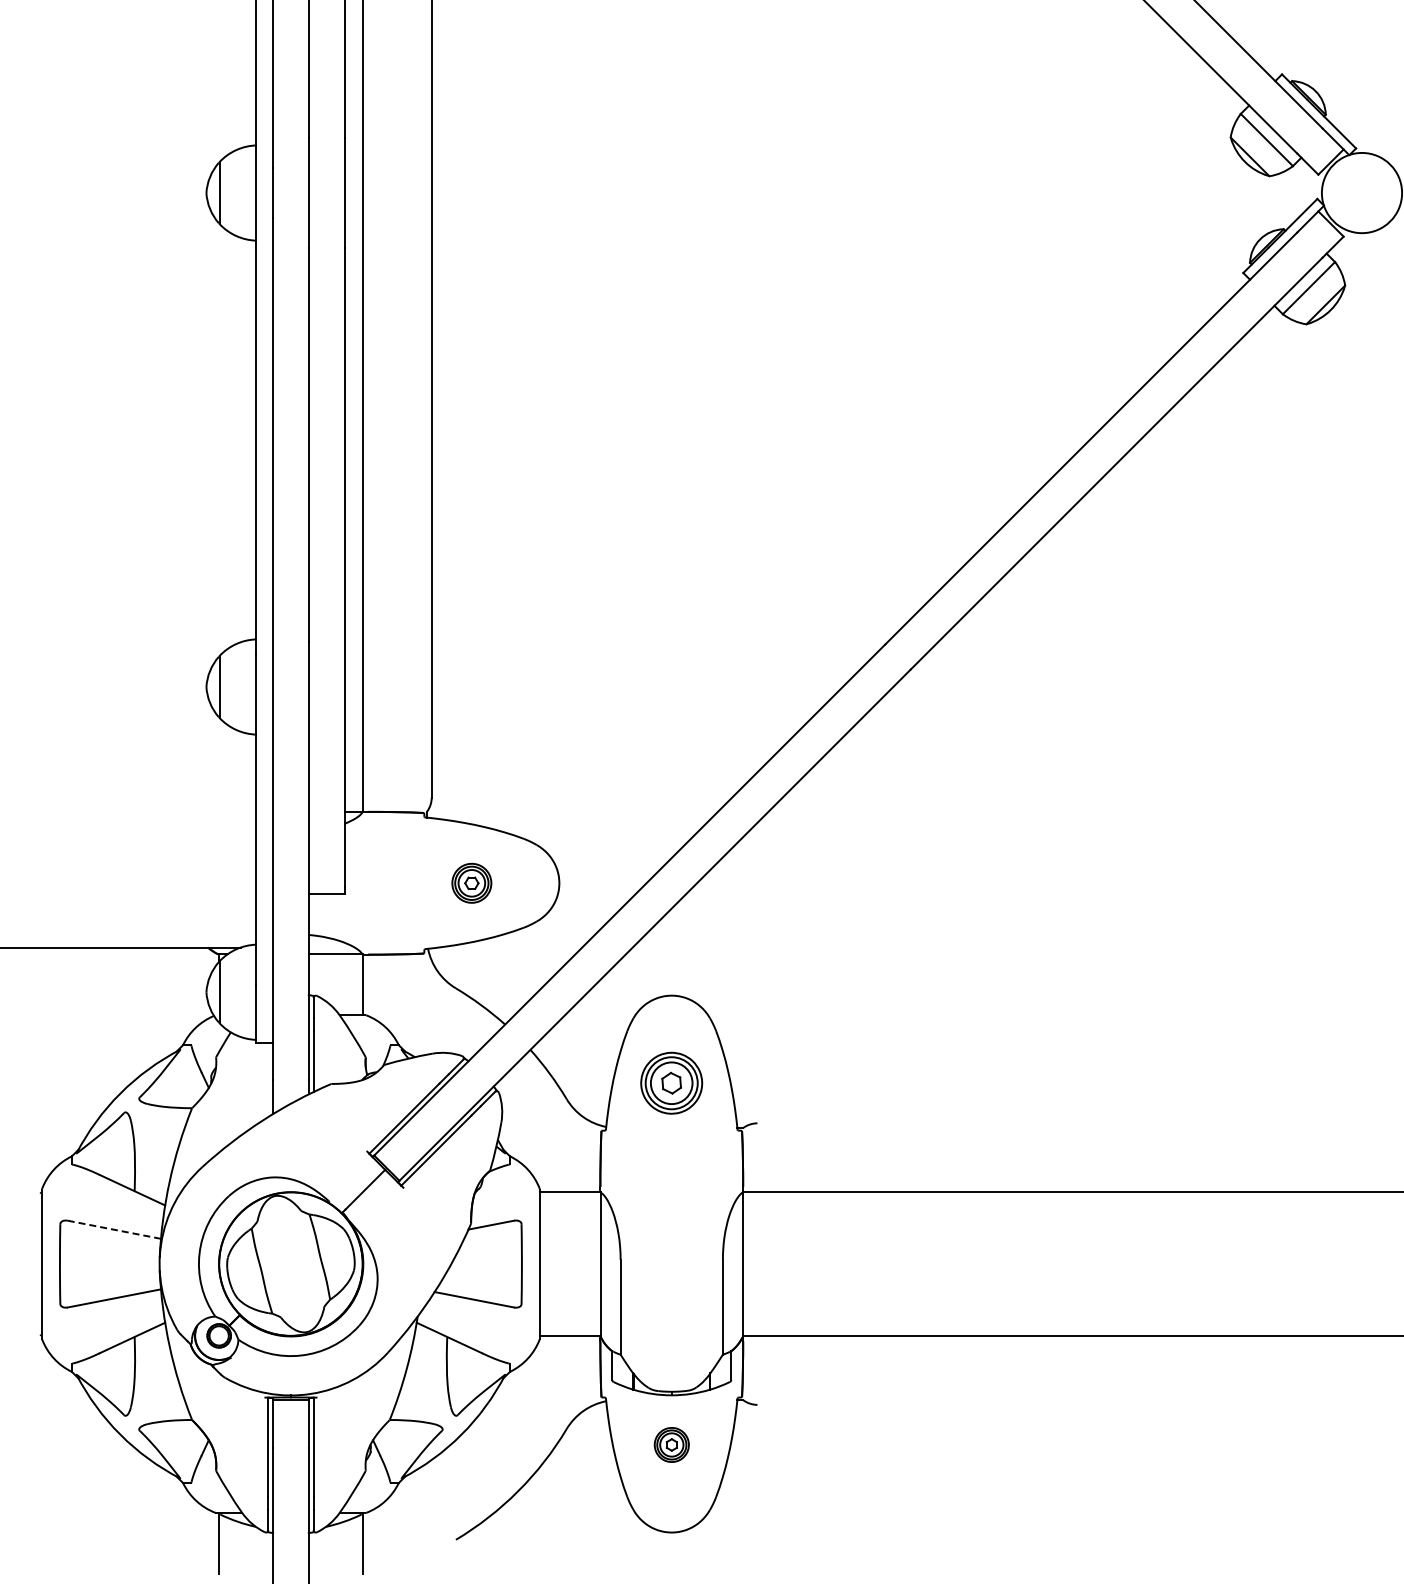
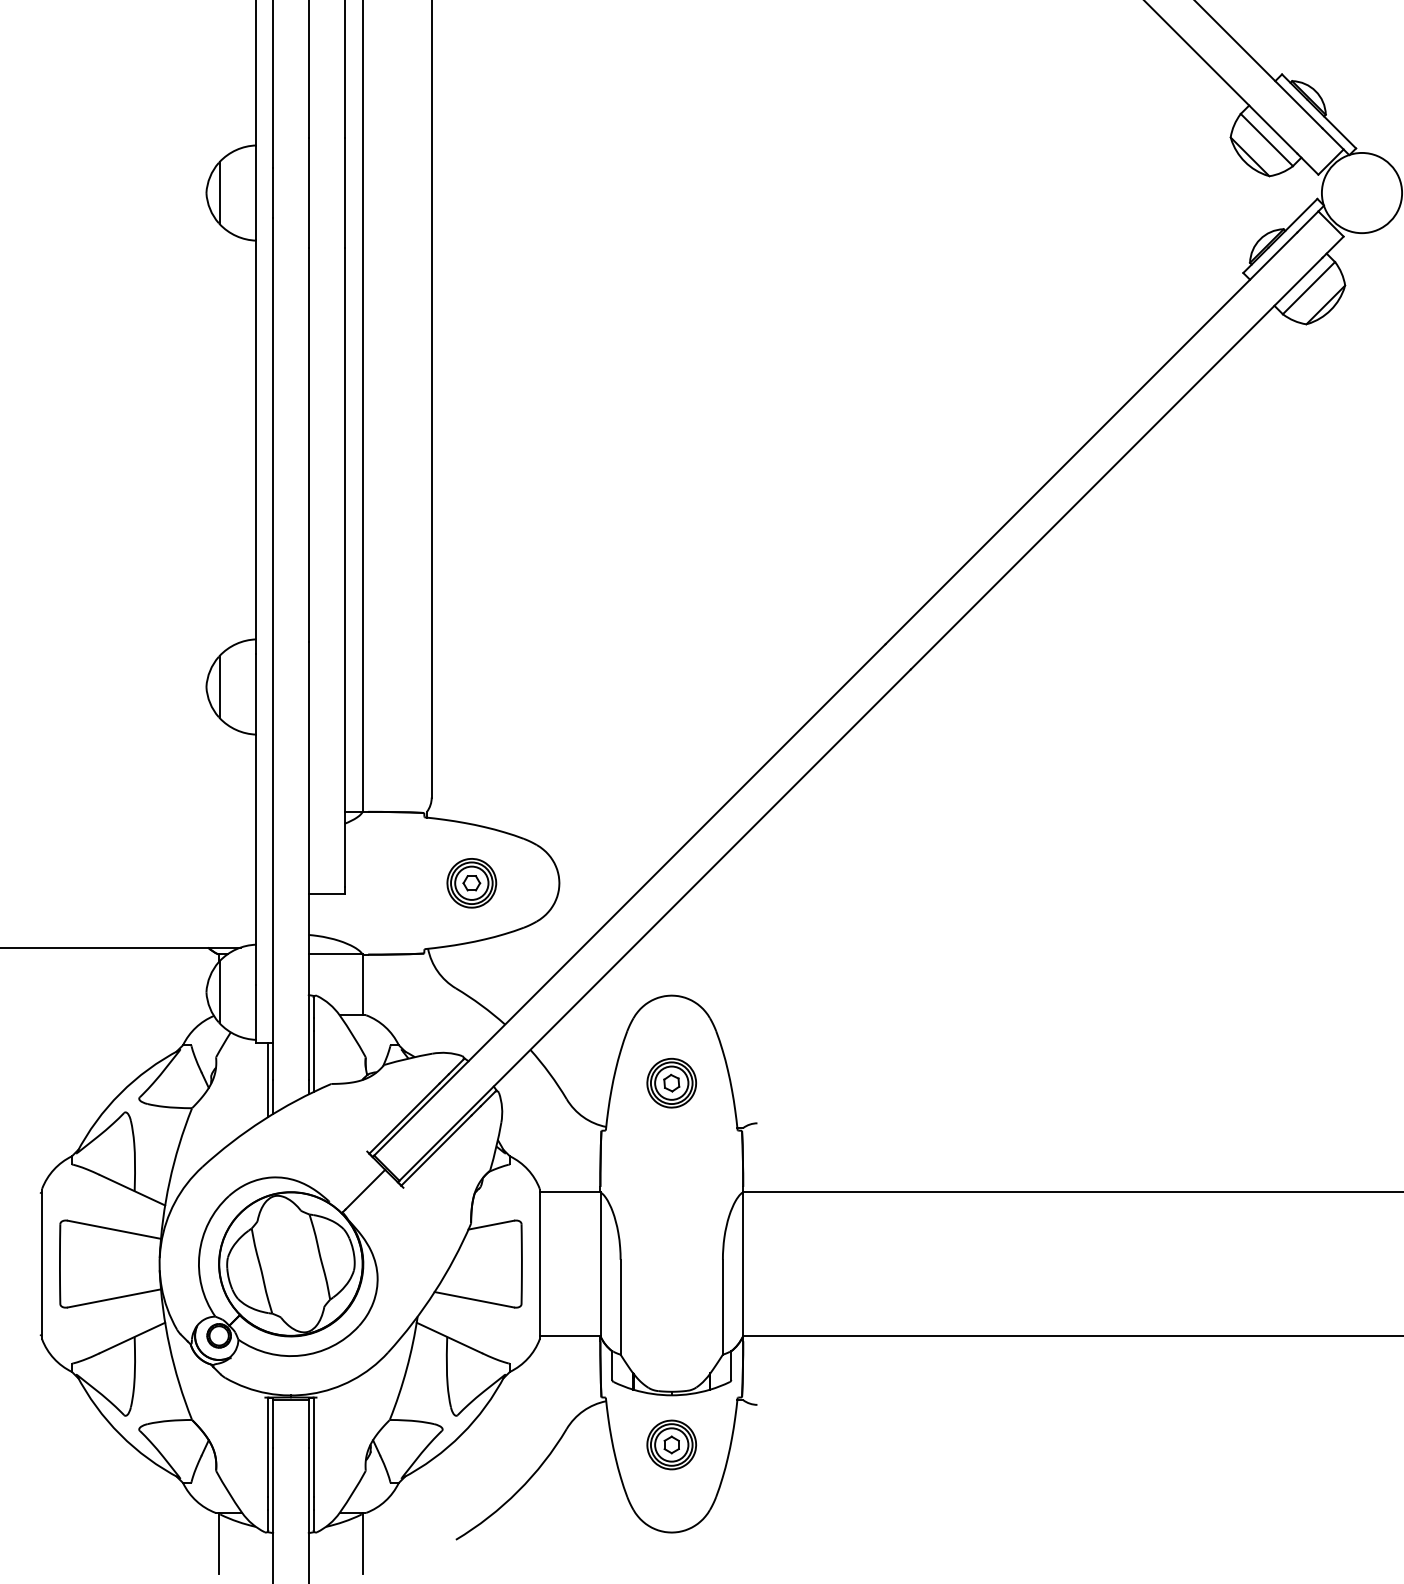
part size: 42x42 px -> 52x51 px (471, 883)
line: none -> present (268, 1079)
part size: 64x64 px -> 52x52 px (671, 1082)
line: dashed -> solid (113, 1229)
part size: 37x36 px -> 52x52 px (671, 1444)
